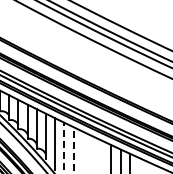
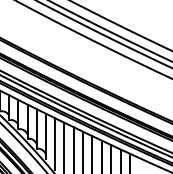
line: dashed -> solid (64, 147)
line: dashed -> solid (73, 150)
line: none -> present (83, 150)
line: none -> present (92, 153)
line: none -> present (101, 155)
